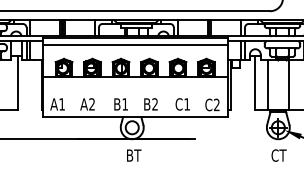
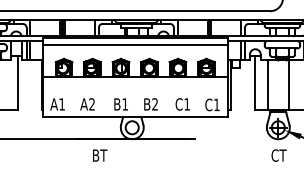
text: C2 -> C1 (216, 104)
text position: (134, 155) -> (100, 155) (100, 155)
